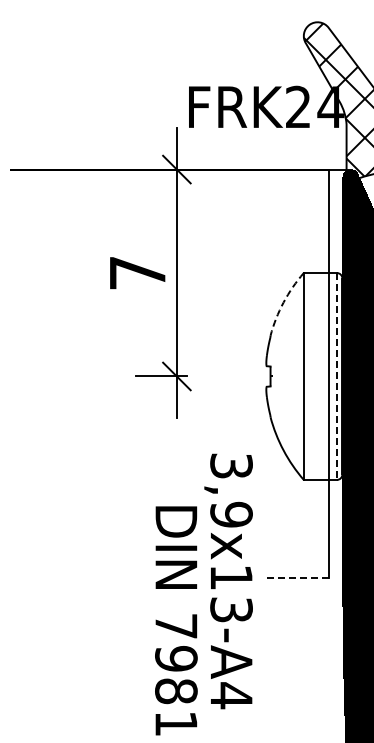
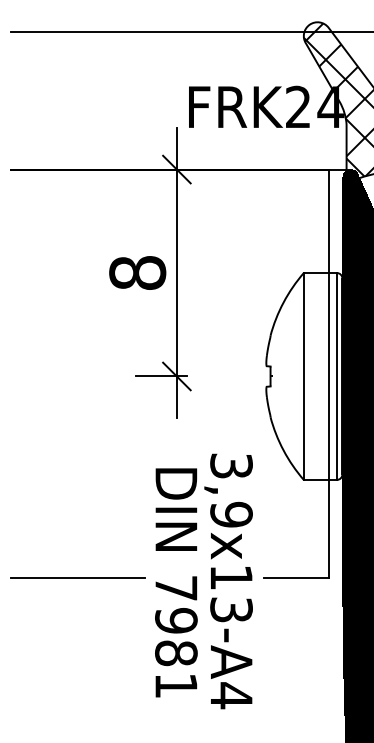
line: none -> present (190, 31)
text: 7 -> 8 (137, 272)
arc: dashed -> solid (283, 302)
line: dashed -> solid (336, 377)
line: none -> present (78, 577)
line: dashed -> solid (295, 577)
text position: (176, 620) -> (176, 582) (176, 582)
